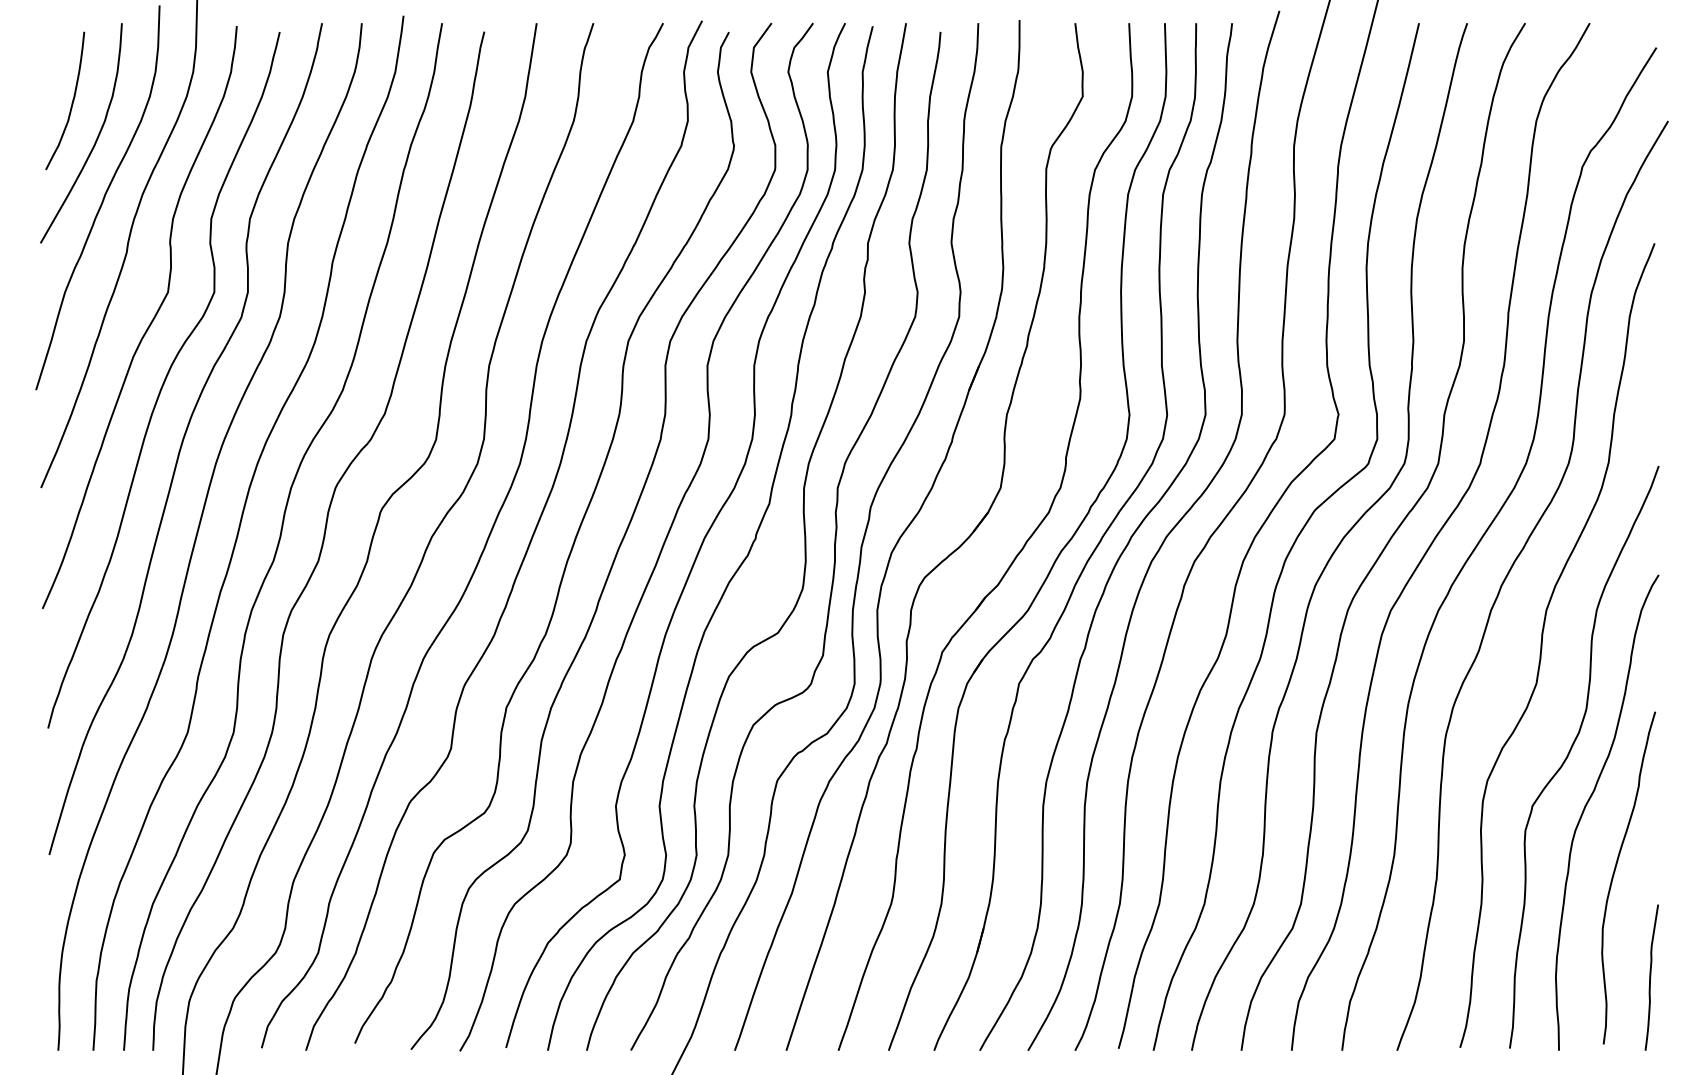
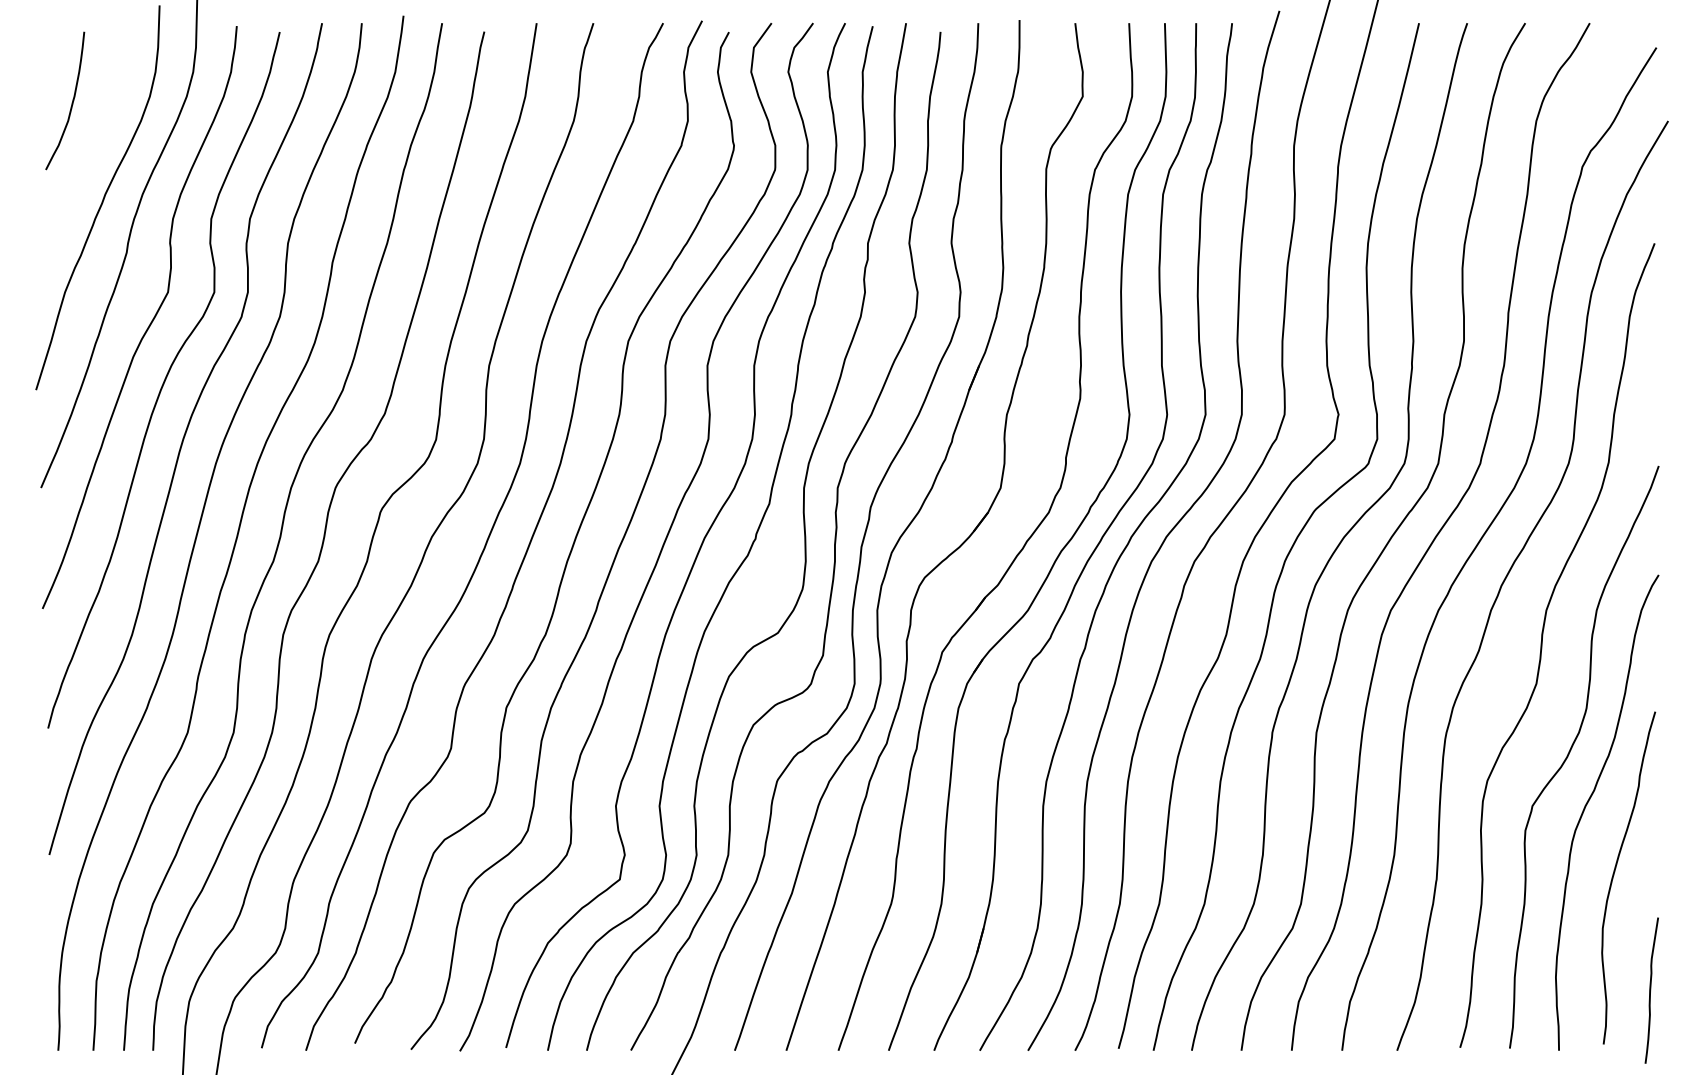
curve: present -> none (95, 140)
curve position: (1651, 977) -> (1651, 990) (1651, 990)
